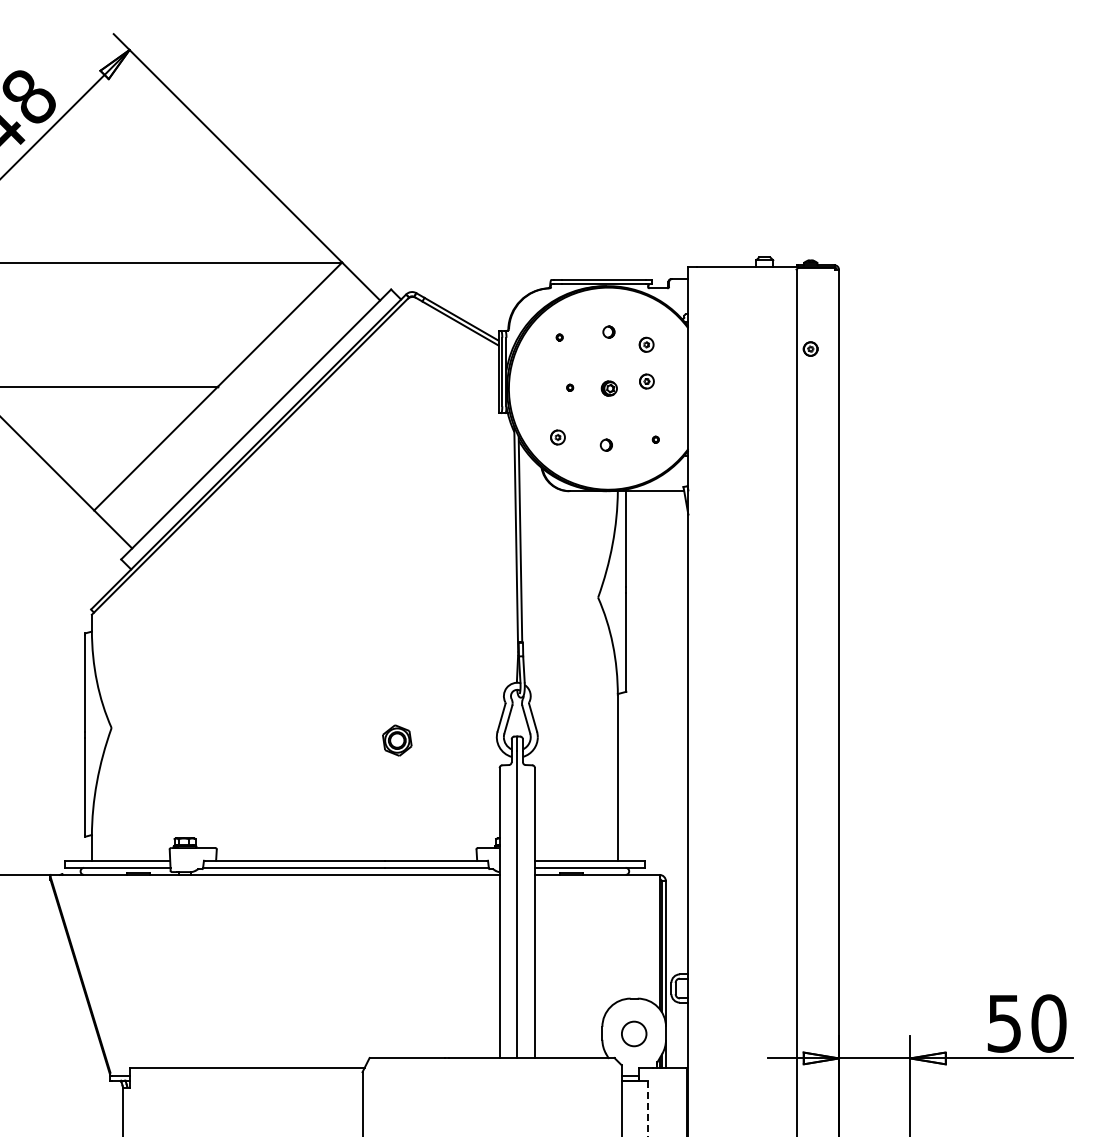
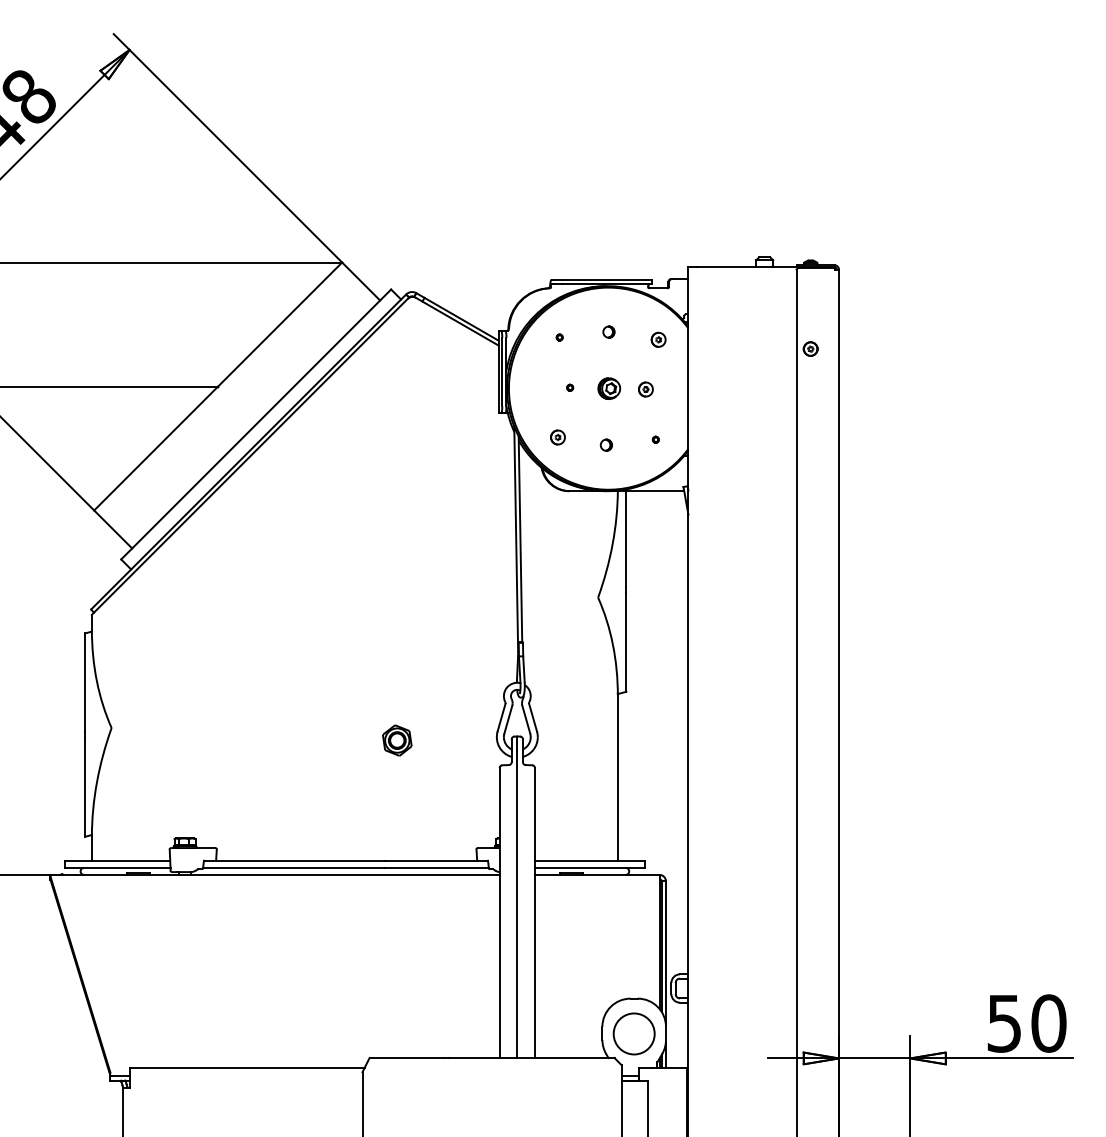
part position: (646, 344) -> (658, 339) (658, 339)
part position: (646, 381) -> (645, 389) (645, 389)
part size: 18x17 px -> 25x23 px (609, 388)
circle diameter: 25 px -> 41 px (633, 1033)
line: dashed -> solid (648, 1108)
